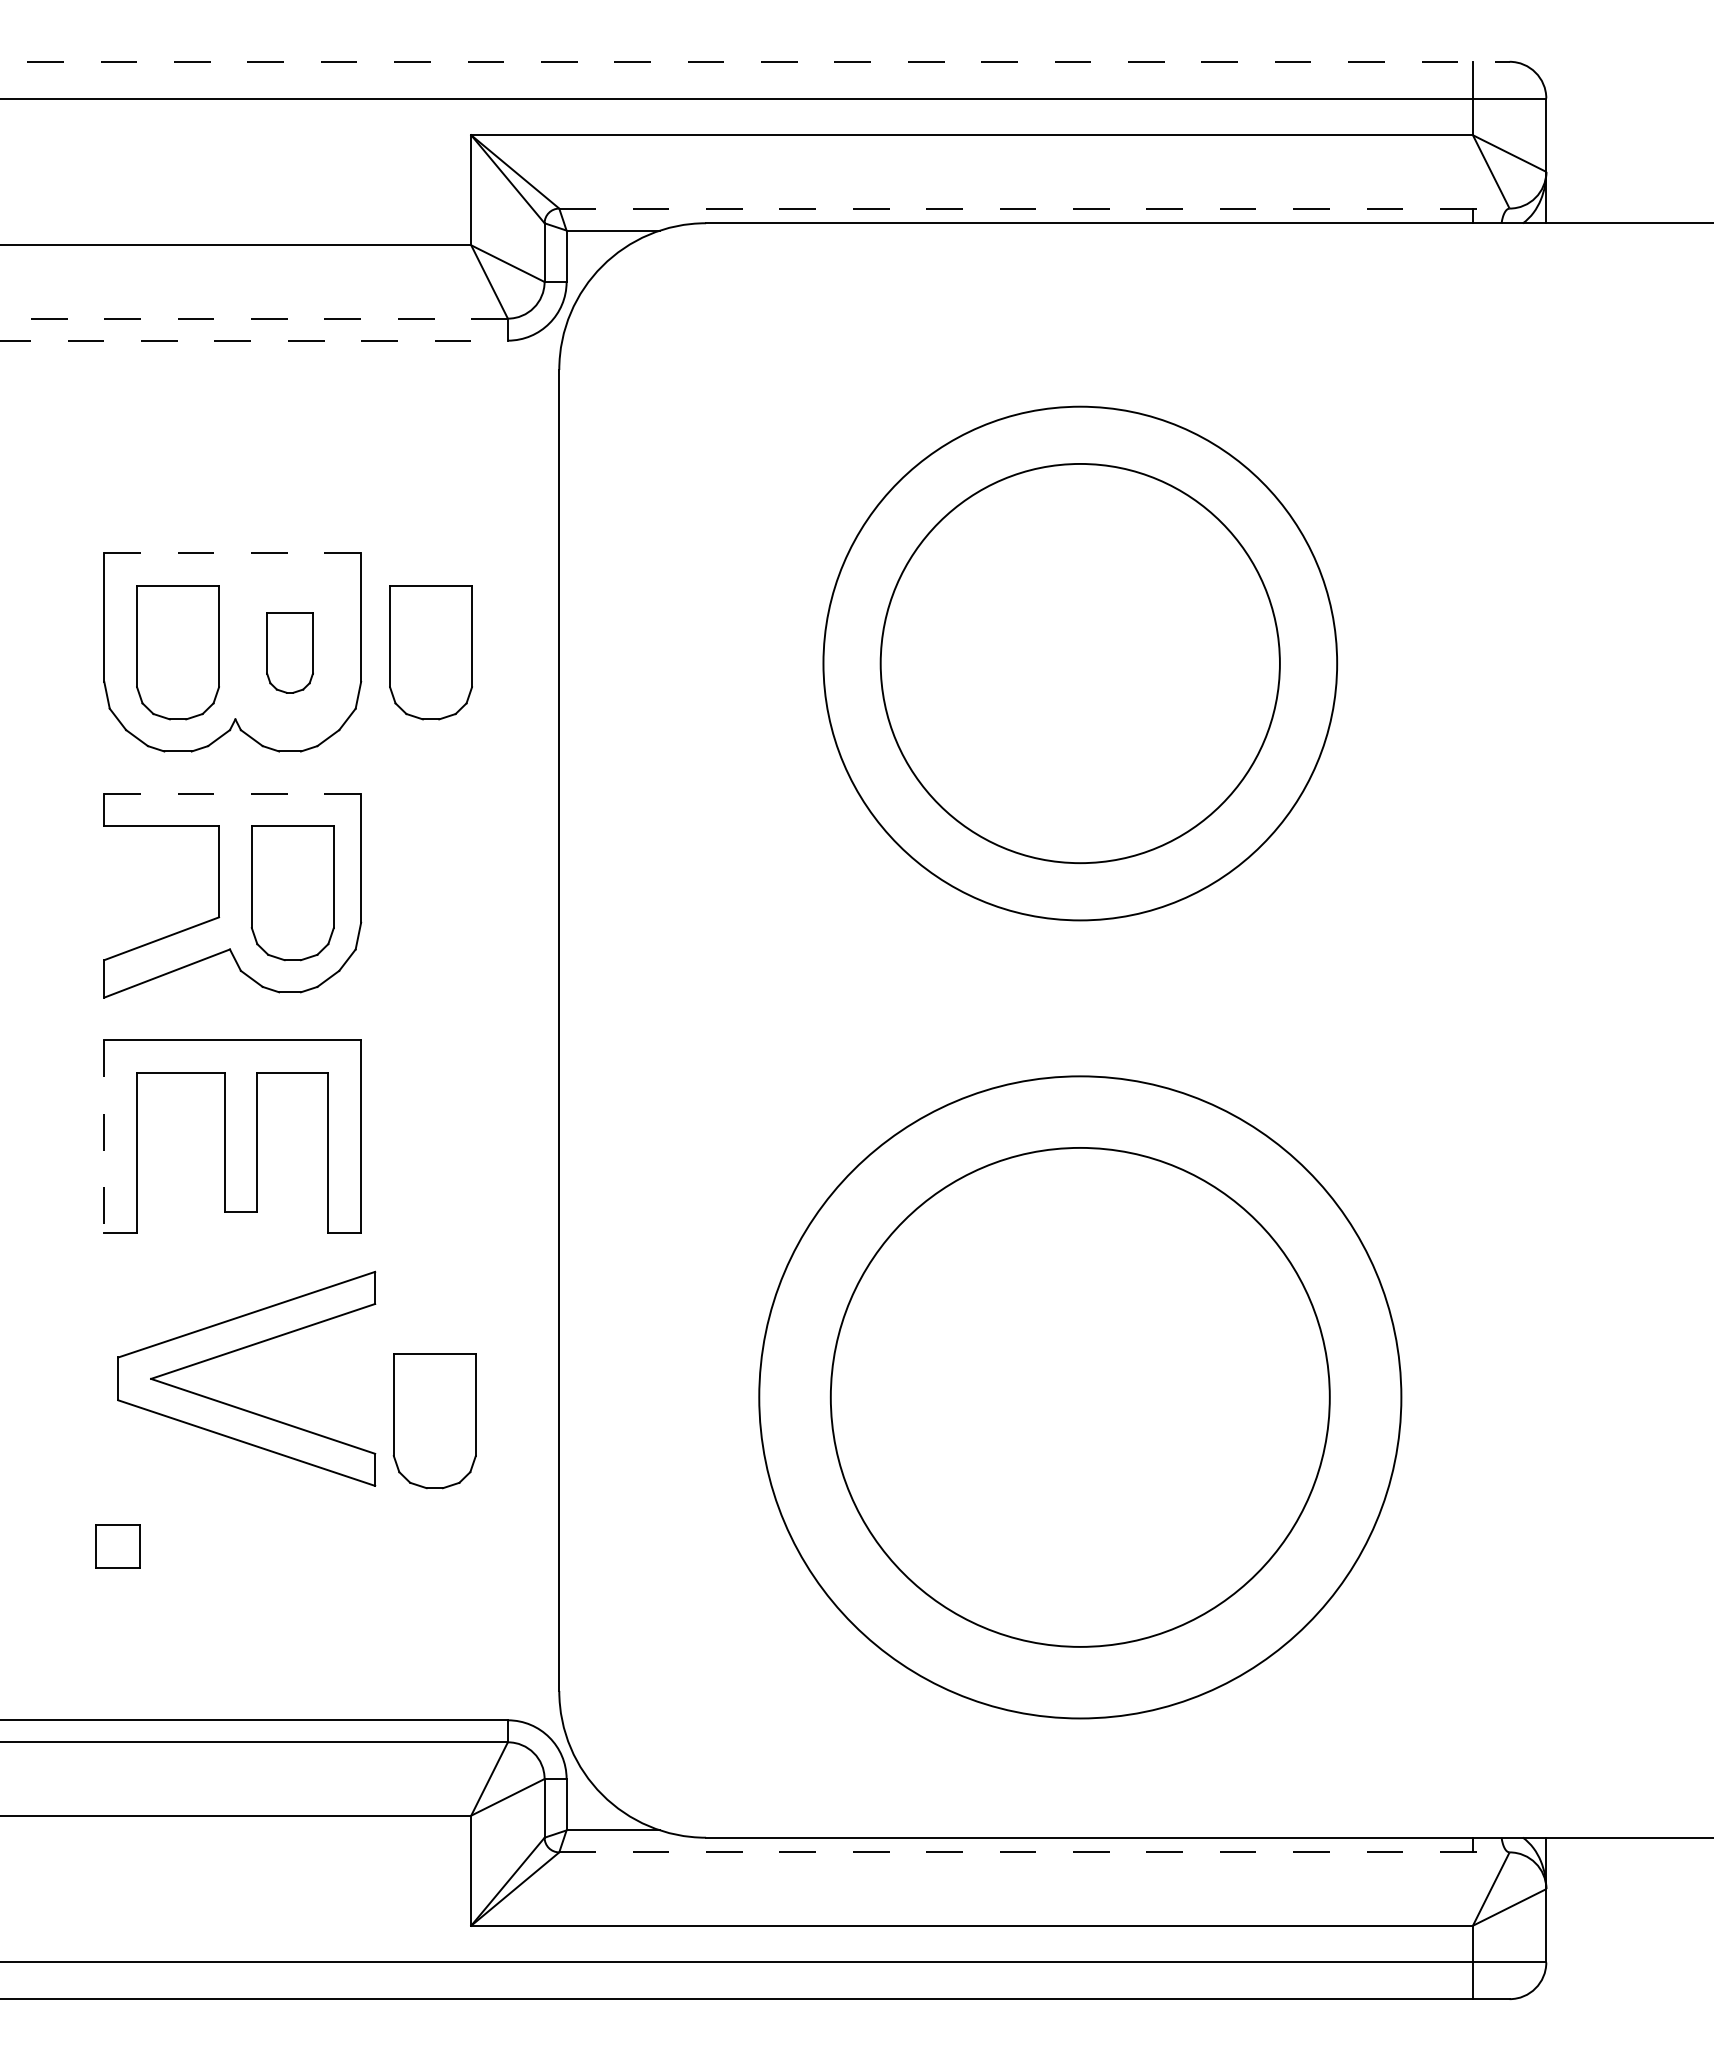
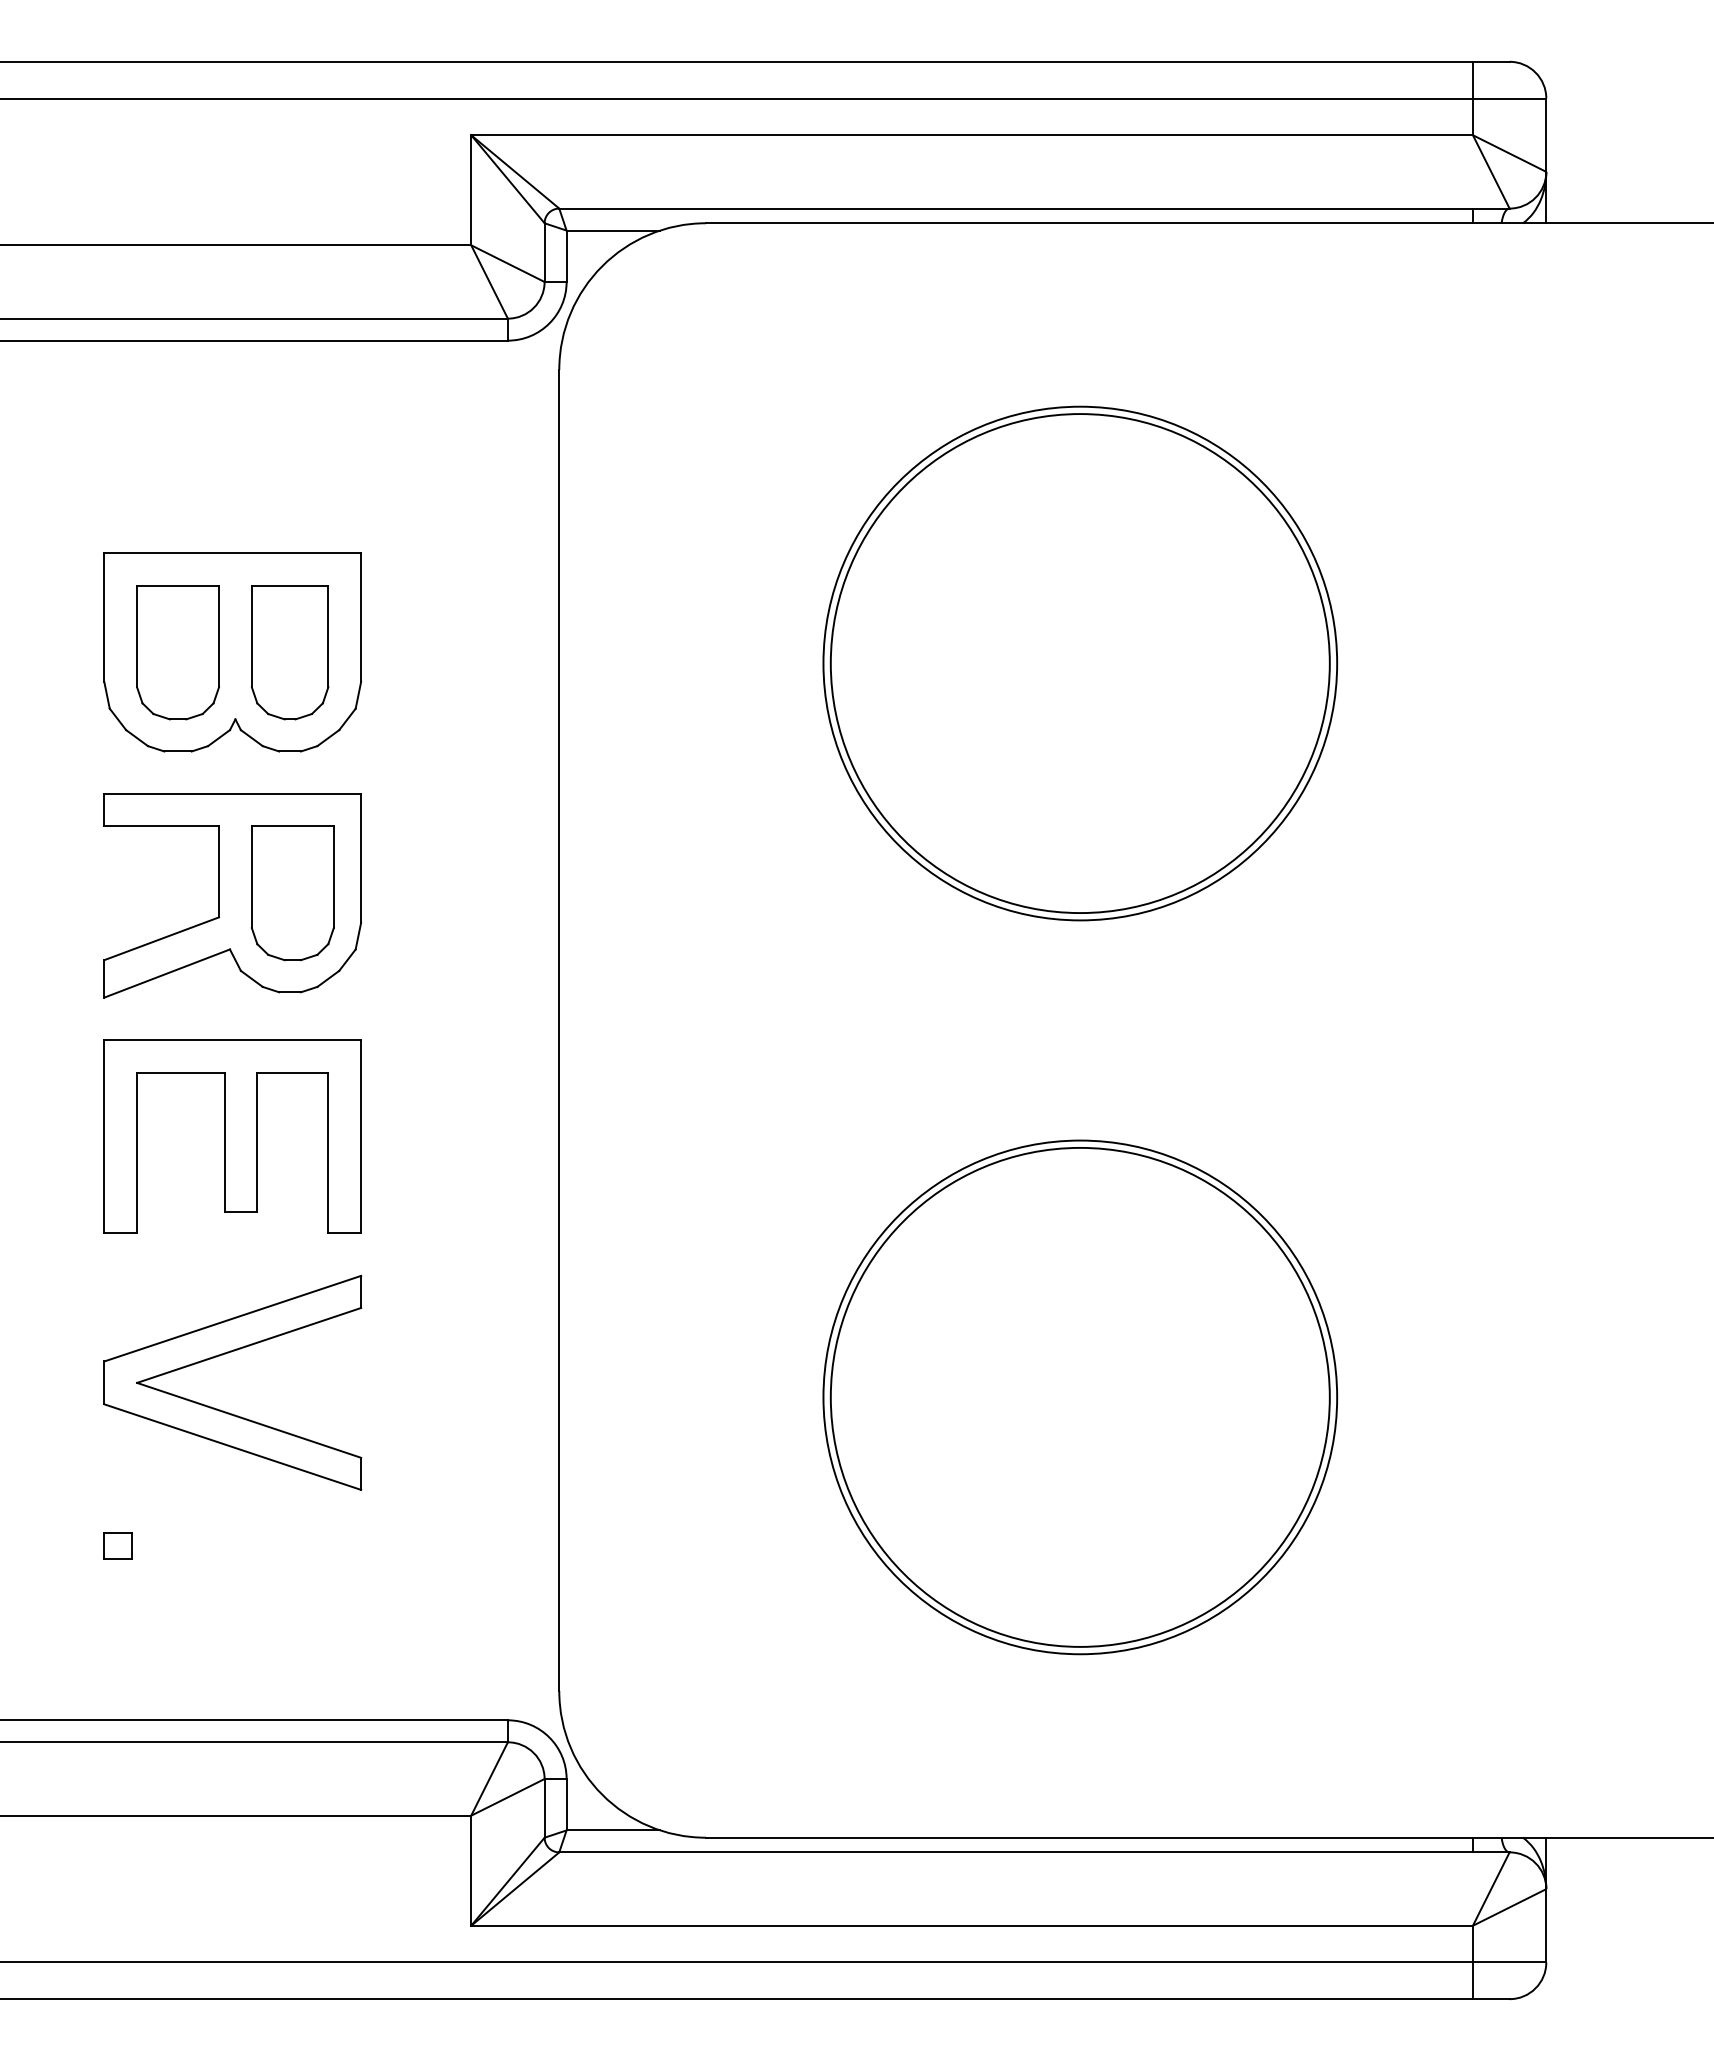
line: dashed -> solid (754, 61)
line: dashed -> solid (1034, 208)
line: dashed -> solid (253, 318)
line: dashed -> solid (253, 340)
line: dashed -> solid (232, 553)
part size: 48x82 px -> 80x136 px (289, 652)
part: present -> none (430, 652)
circle diameter: 399 px -> 499 px (1079, 663)
line: dashed -> solid (232, 794)
line: dashed -> solid (104, 1137)
part position: (236, 1351) -> (222, 1355) (222, 1355)
circle diameter: 642 px -> 514 px (1080, 1397)
part: present -> none (434, 1421)
part size: 46x45 px -> 30x28 px (117, 1545)
line: dashed -> solid (1034, 1852)
